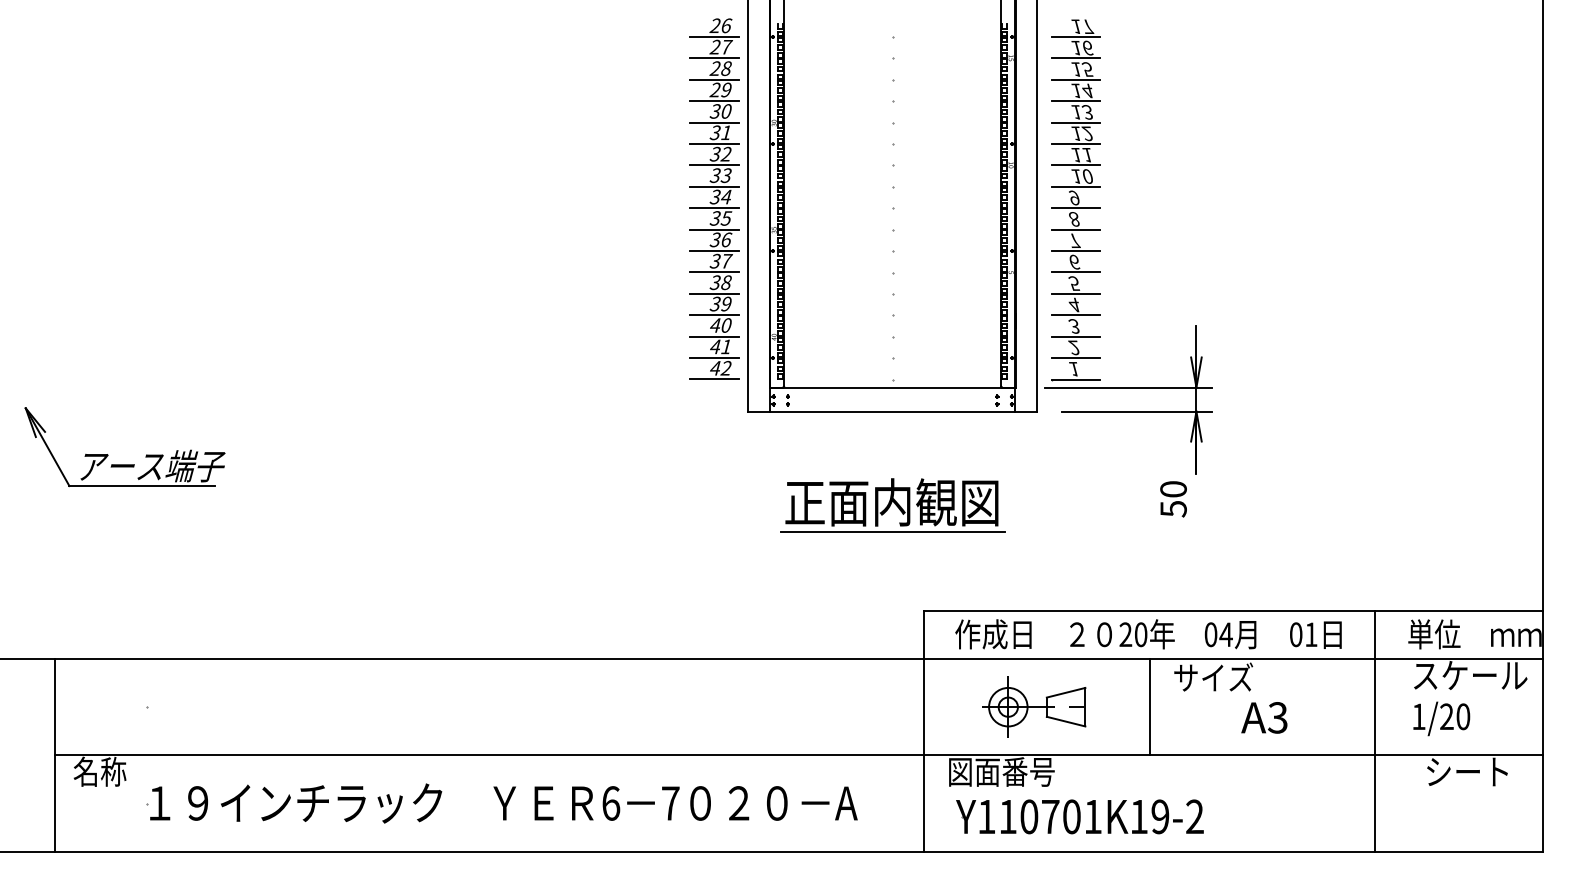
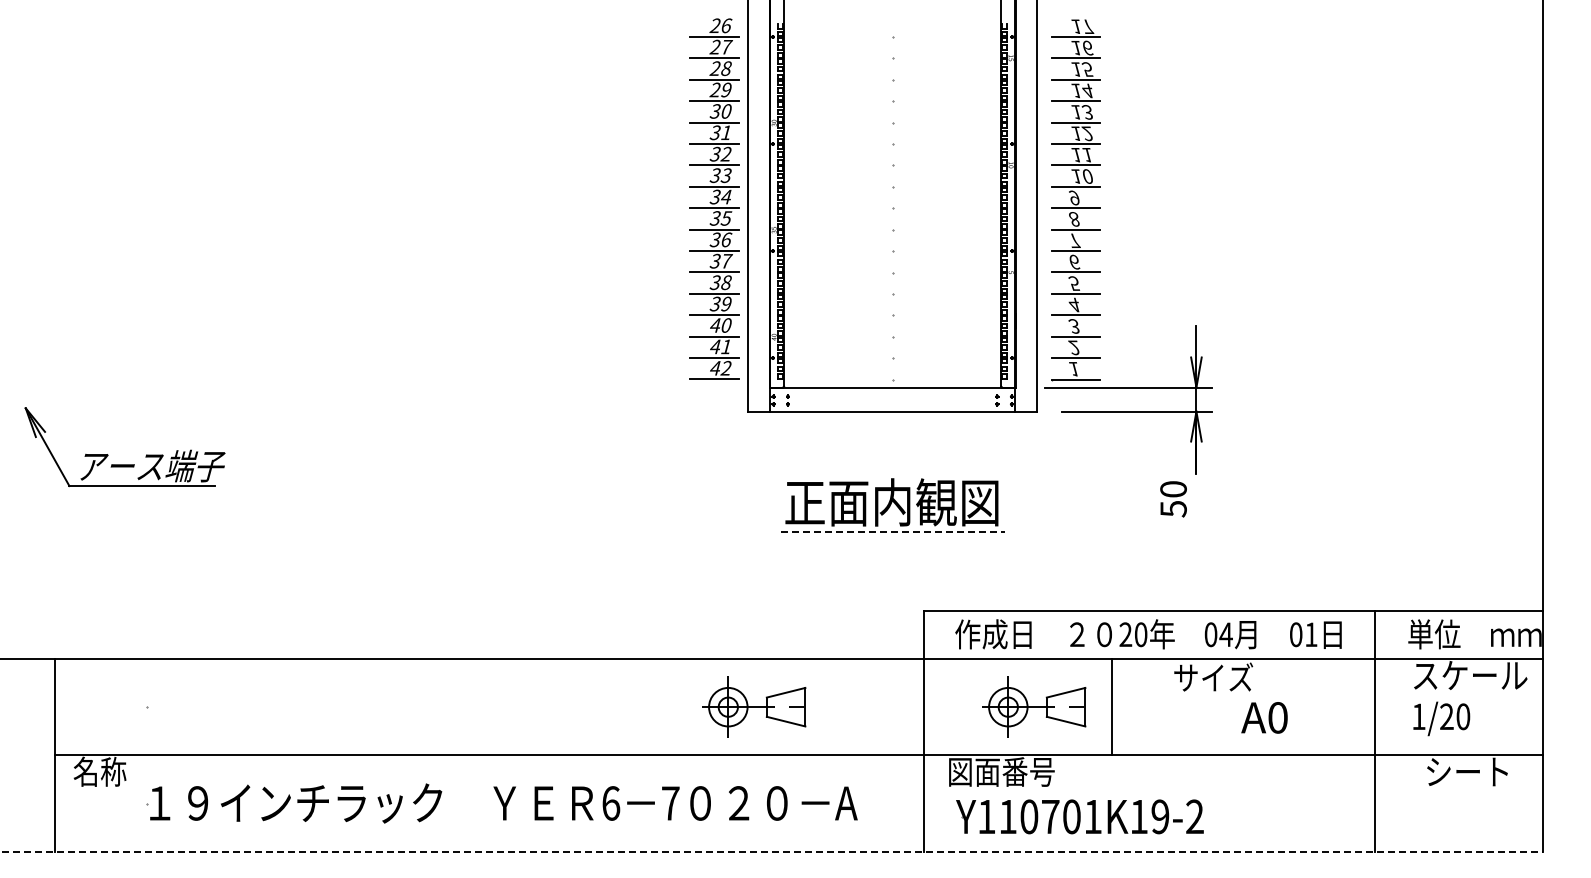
line: solid -> dashed (893, 532)
part: none -> present (754, 706)
line position: (1149, 707) -> (1111, 707) (1111, 707)
text: A3 -> A0 (1277, 717)
line: solid -> dashed (772, 851)
